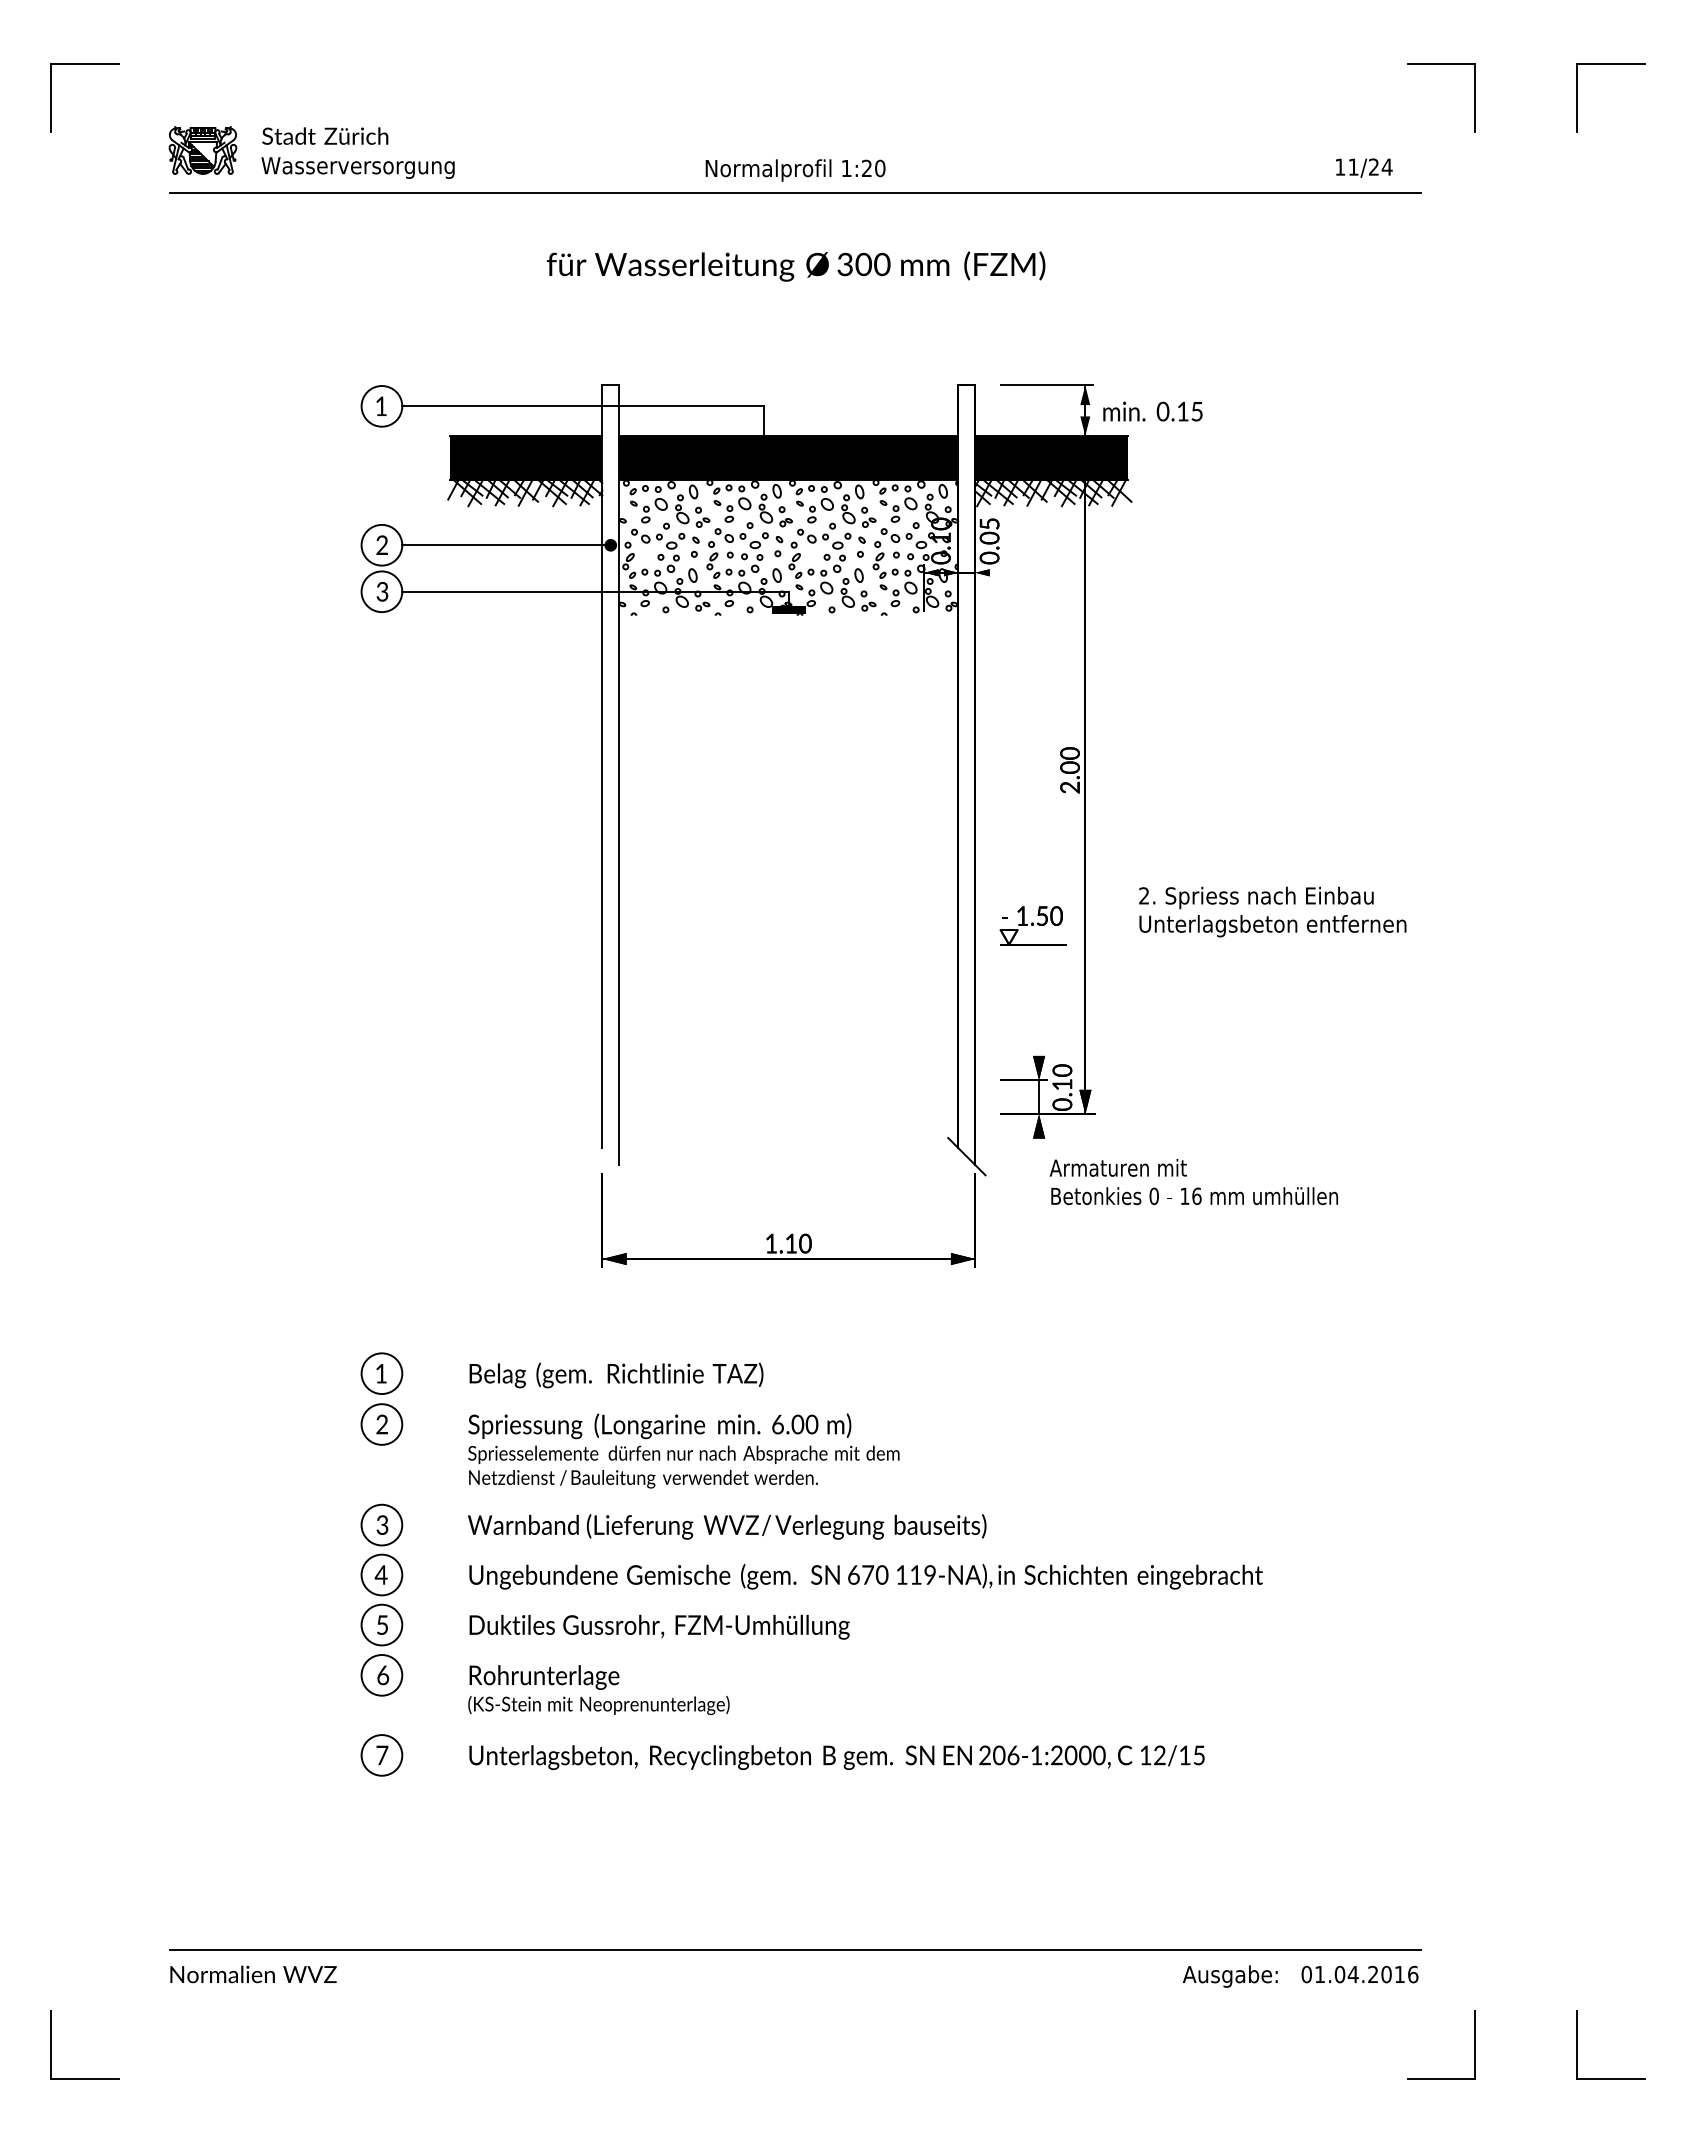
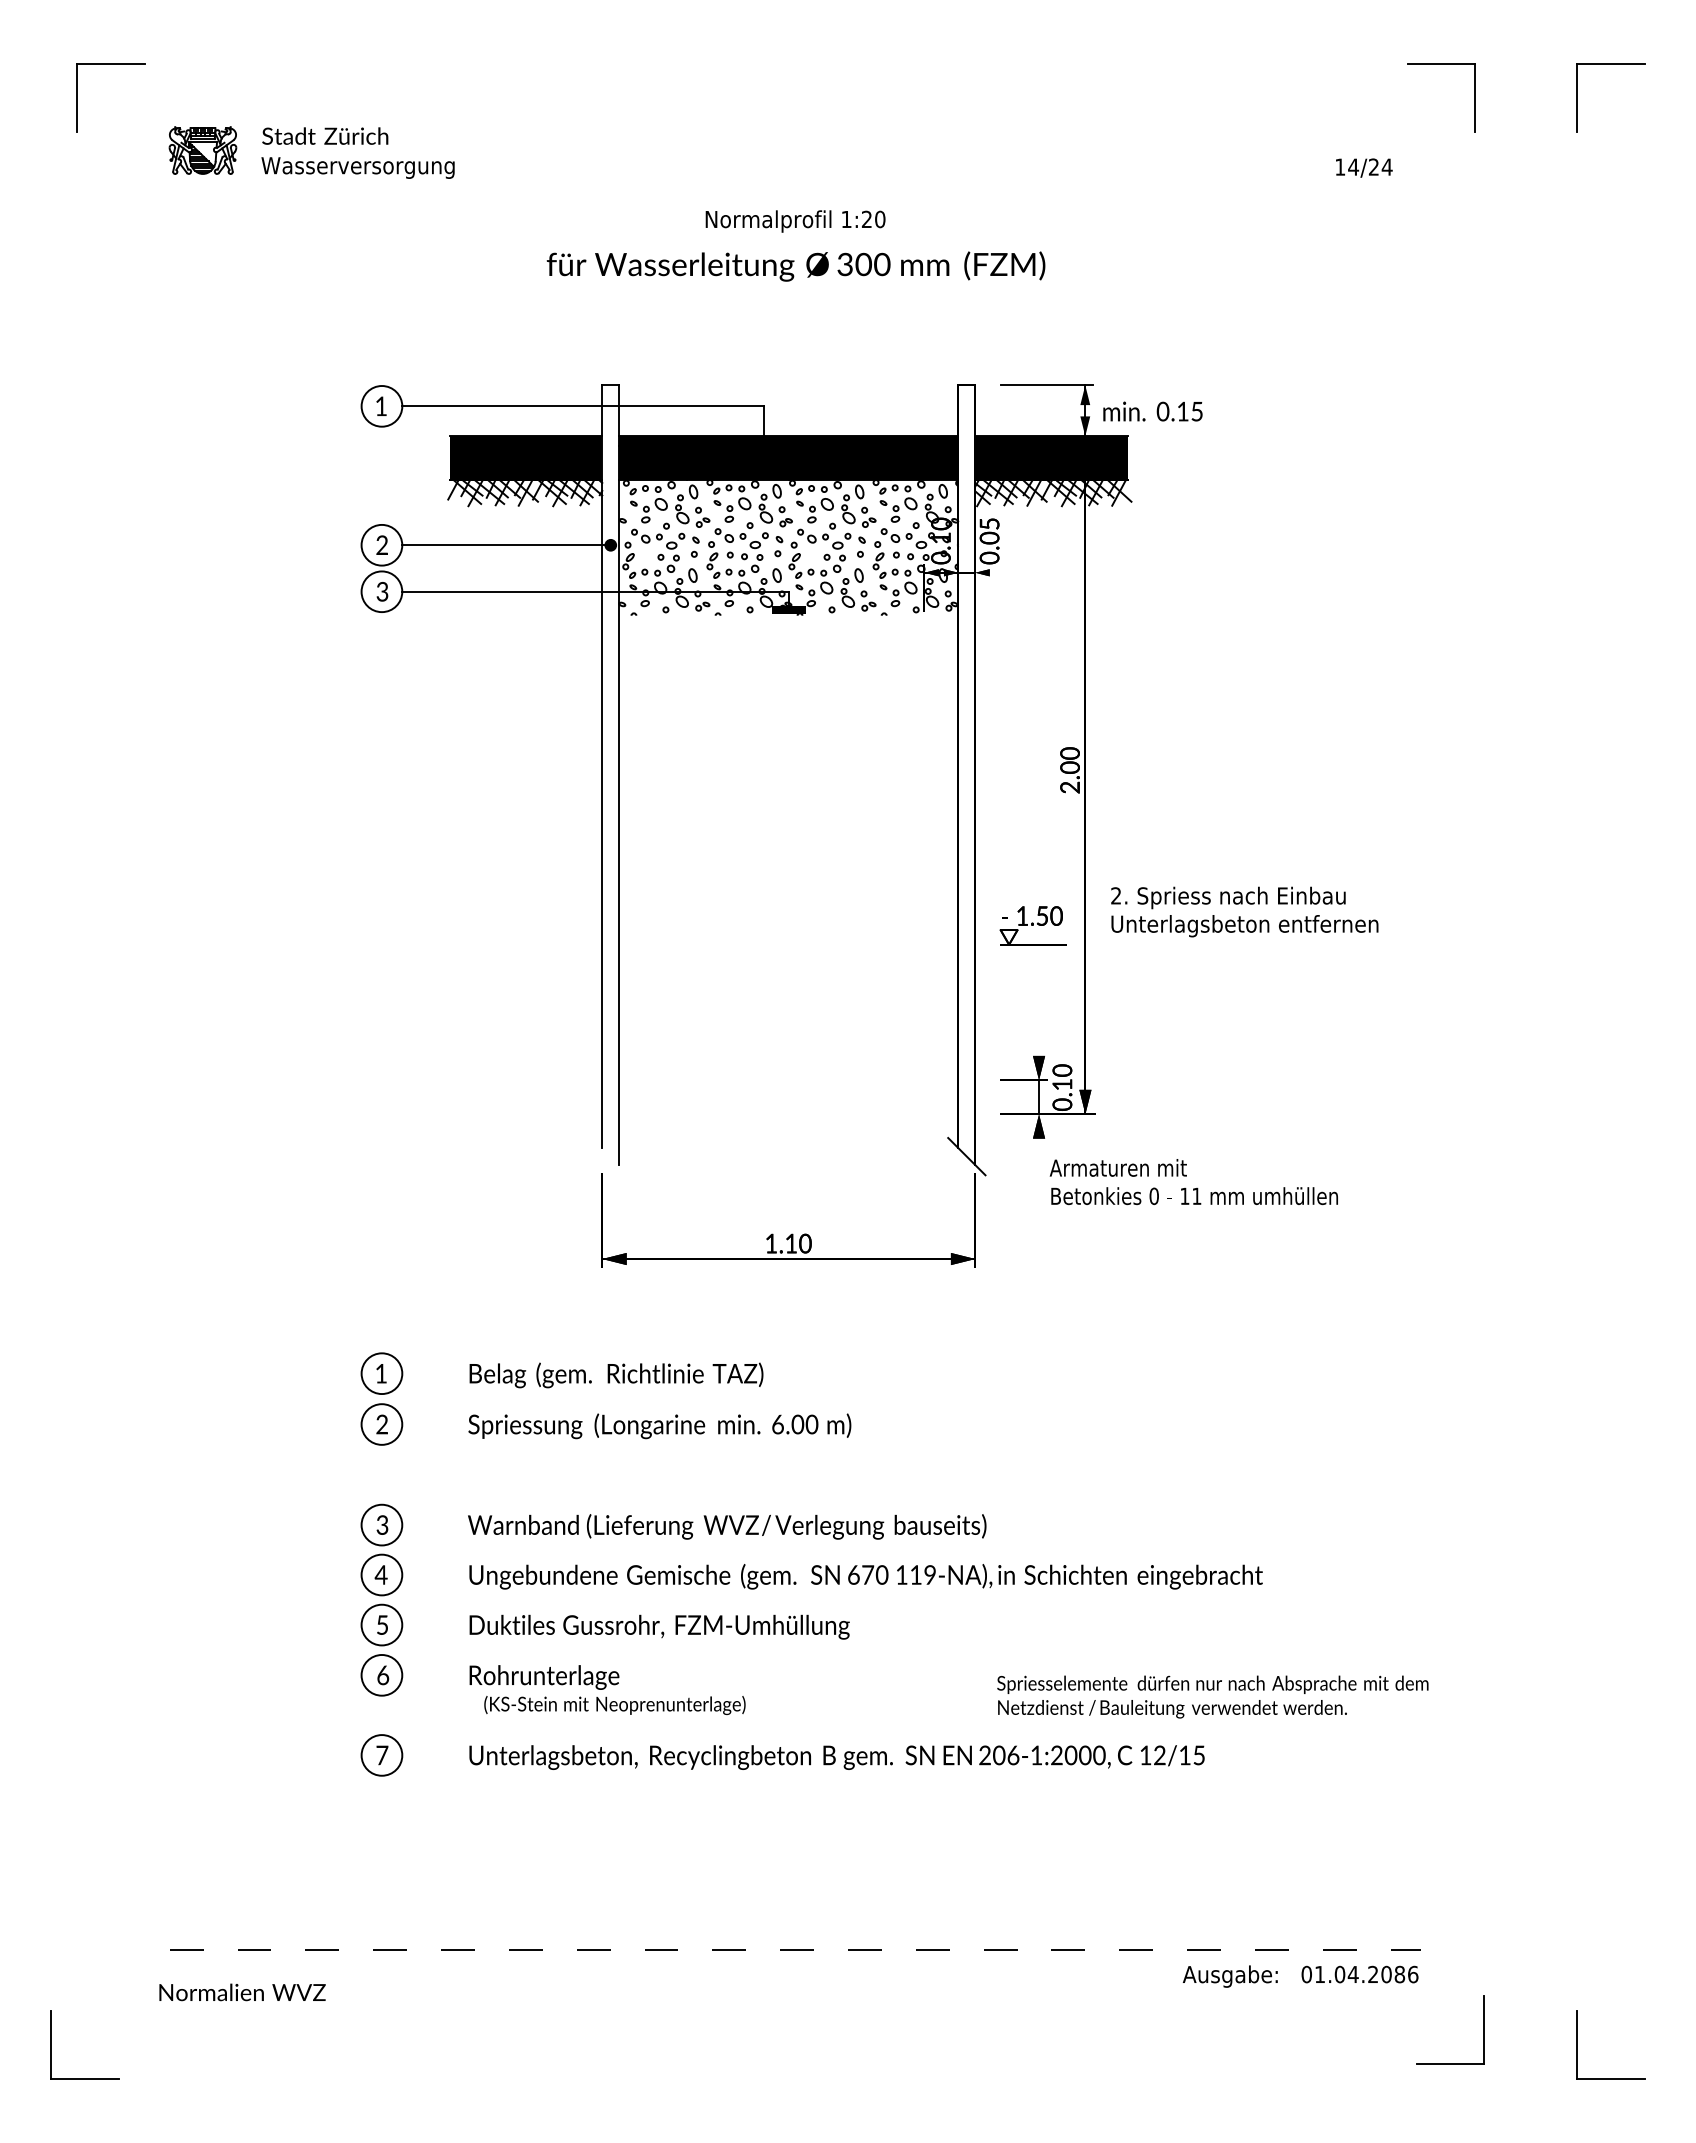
part position: (84, 64) -> (110, 64) (110, 64)
text: 11/24 -> 14/24 (1353, 166)
text position: (795, 170) -> (795, 221) (795, 221)
line: present -> none (795, 193)
text position: (1272, 911) -> (1244, 911) (1244, 911)
text: 16 -> 11 (1196, 1196)
text position: (683, 1466) -> (1212, 1696) (1212, 1696)
text position: (598, 1705) -> (614, 1705) (614, 1705)
line: solid -> dashed (795, 1949)
text position: (253, 1974) -> (242, 1992) (242, 1992)
text: 01.04.2016 -> 01.04.2086 (1399, 1974)
part position: (1474, 2044) -> (1483, 2029) (1483, 2029)
